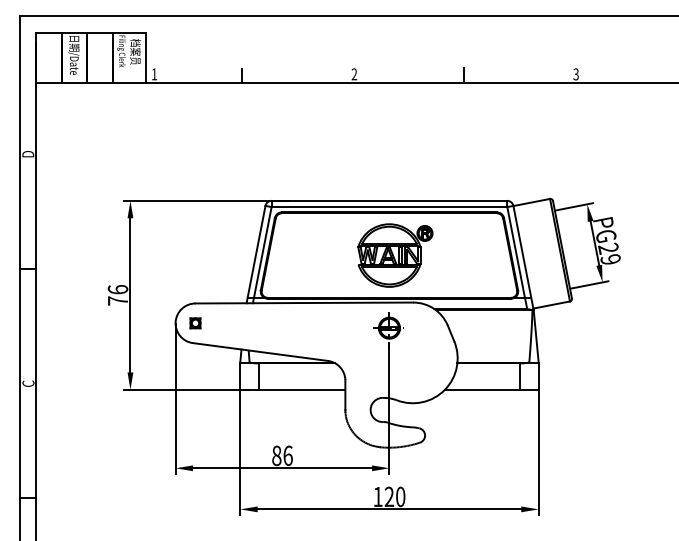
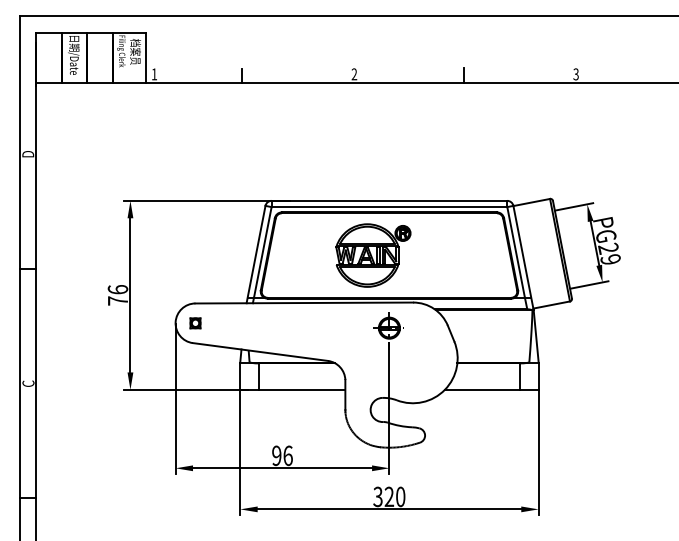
part position: (395, 255) -> (373, 255) (373, 255)
text: 86 -> 96 (276, 455)
text: 120 -> 320 (377, 496)
